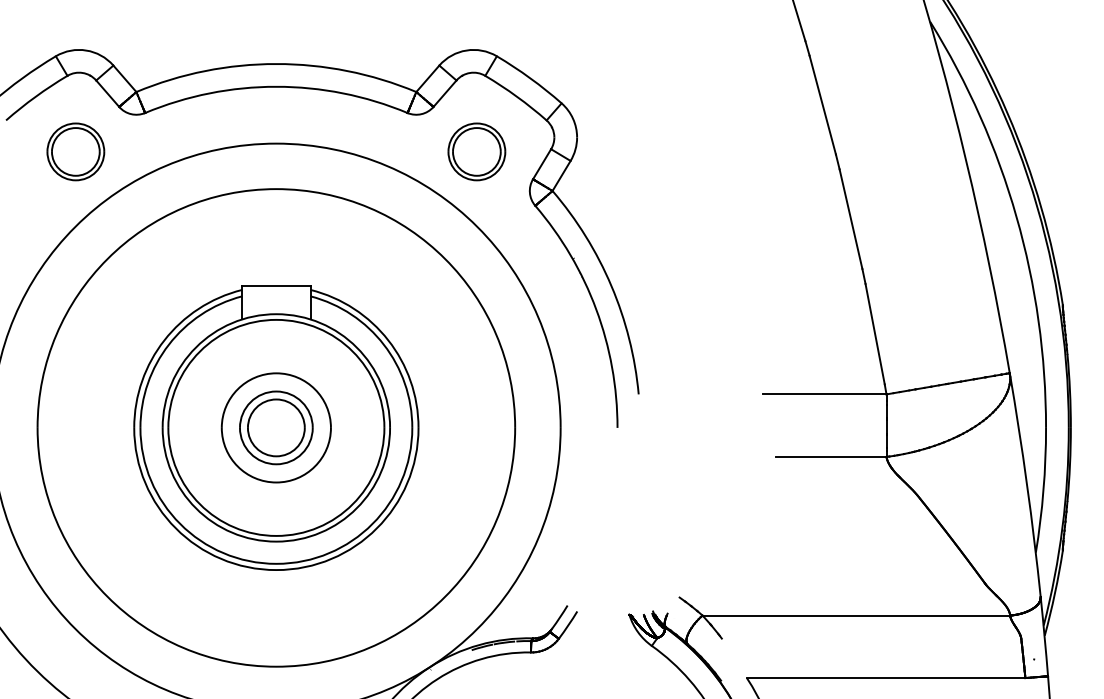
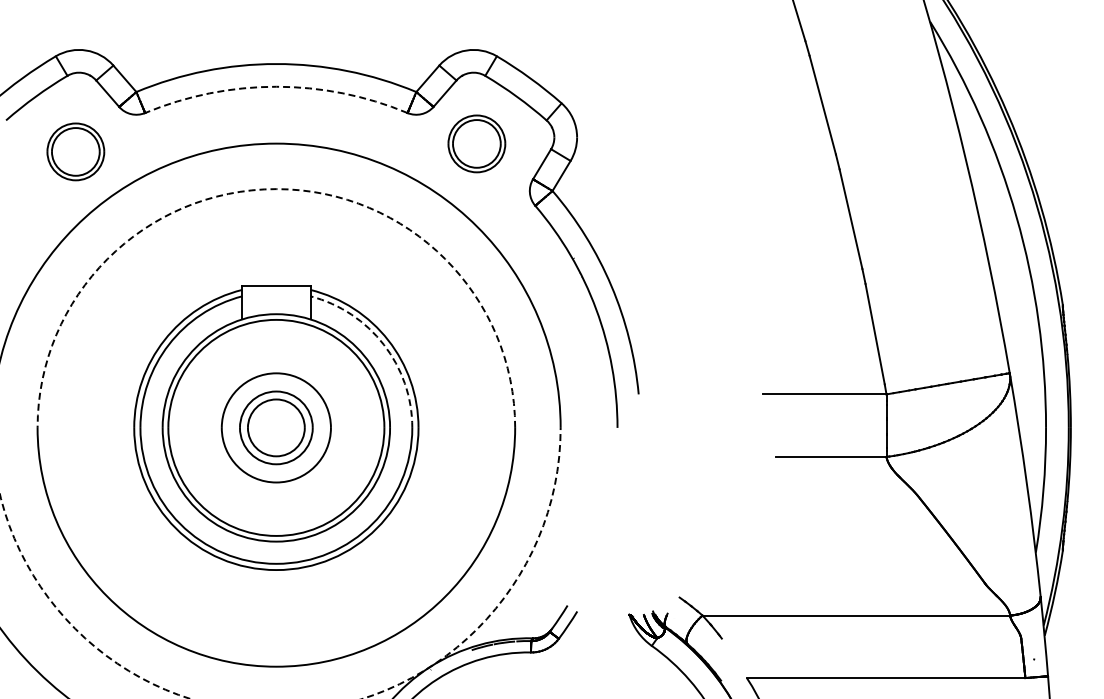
arc: solid -> dashed (276, 86)
part position: (476, 151) -> (476, 143) (476, 143)
arc: solid -> dashed (276, 189)
arc: solid -> dashed (383, 344)
arc: solid -> dashed (395, 686)
